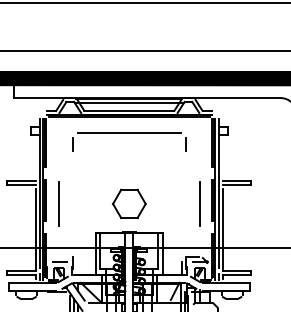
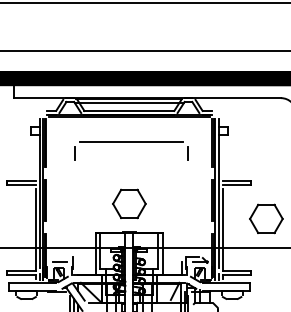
part position: (129, 133) -> (131, 142) (131, 142)
line: present -> none (58, 203)
line: present -> none (200, 203)
part: none -> present (266, 218)
